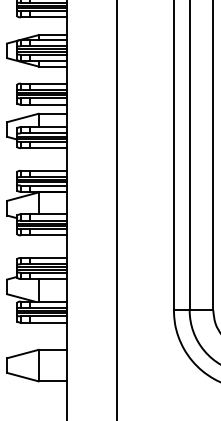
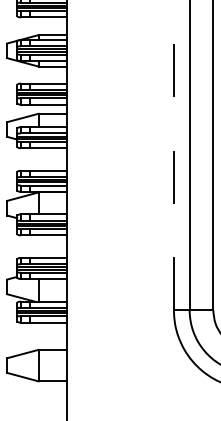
line: solid -> dashed (173, 155)
line: present -> none (116, 209)
